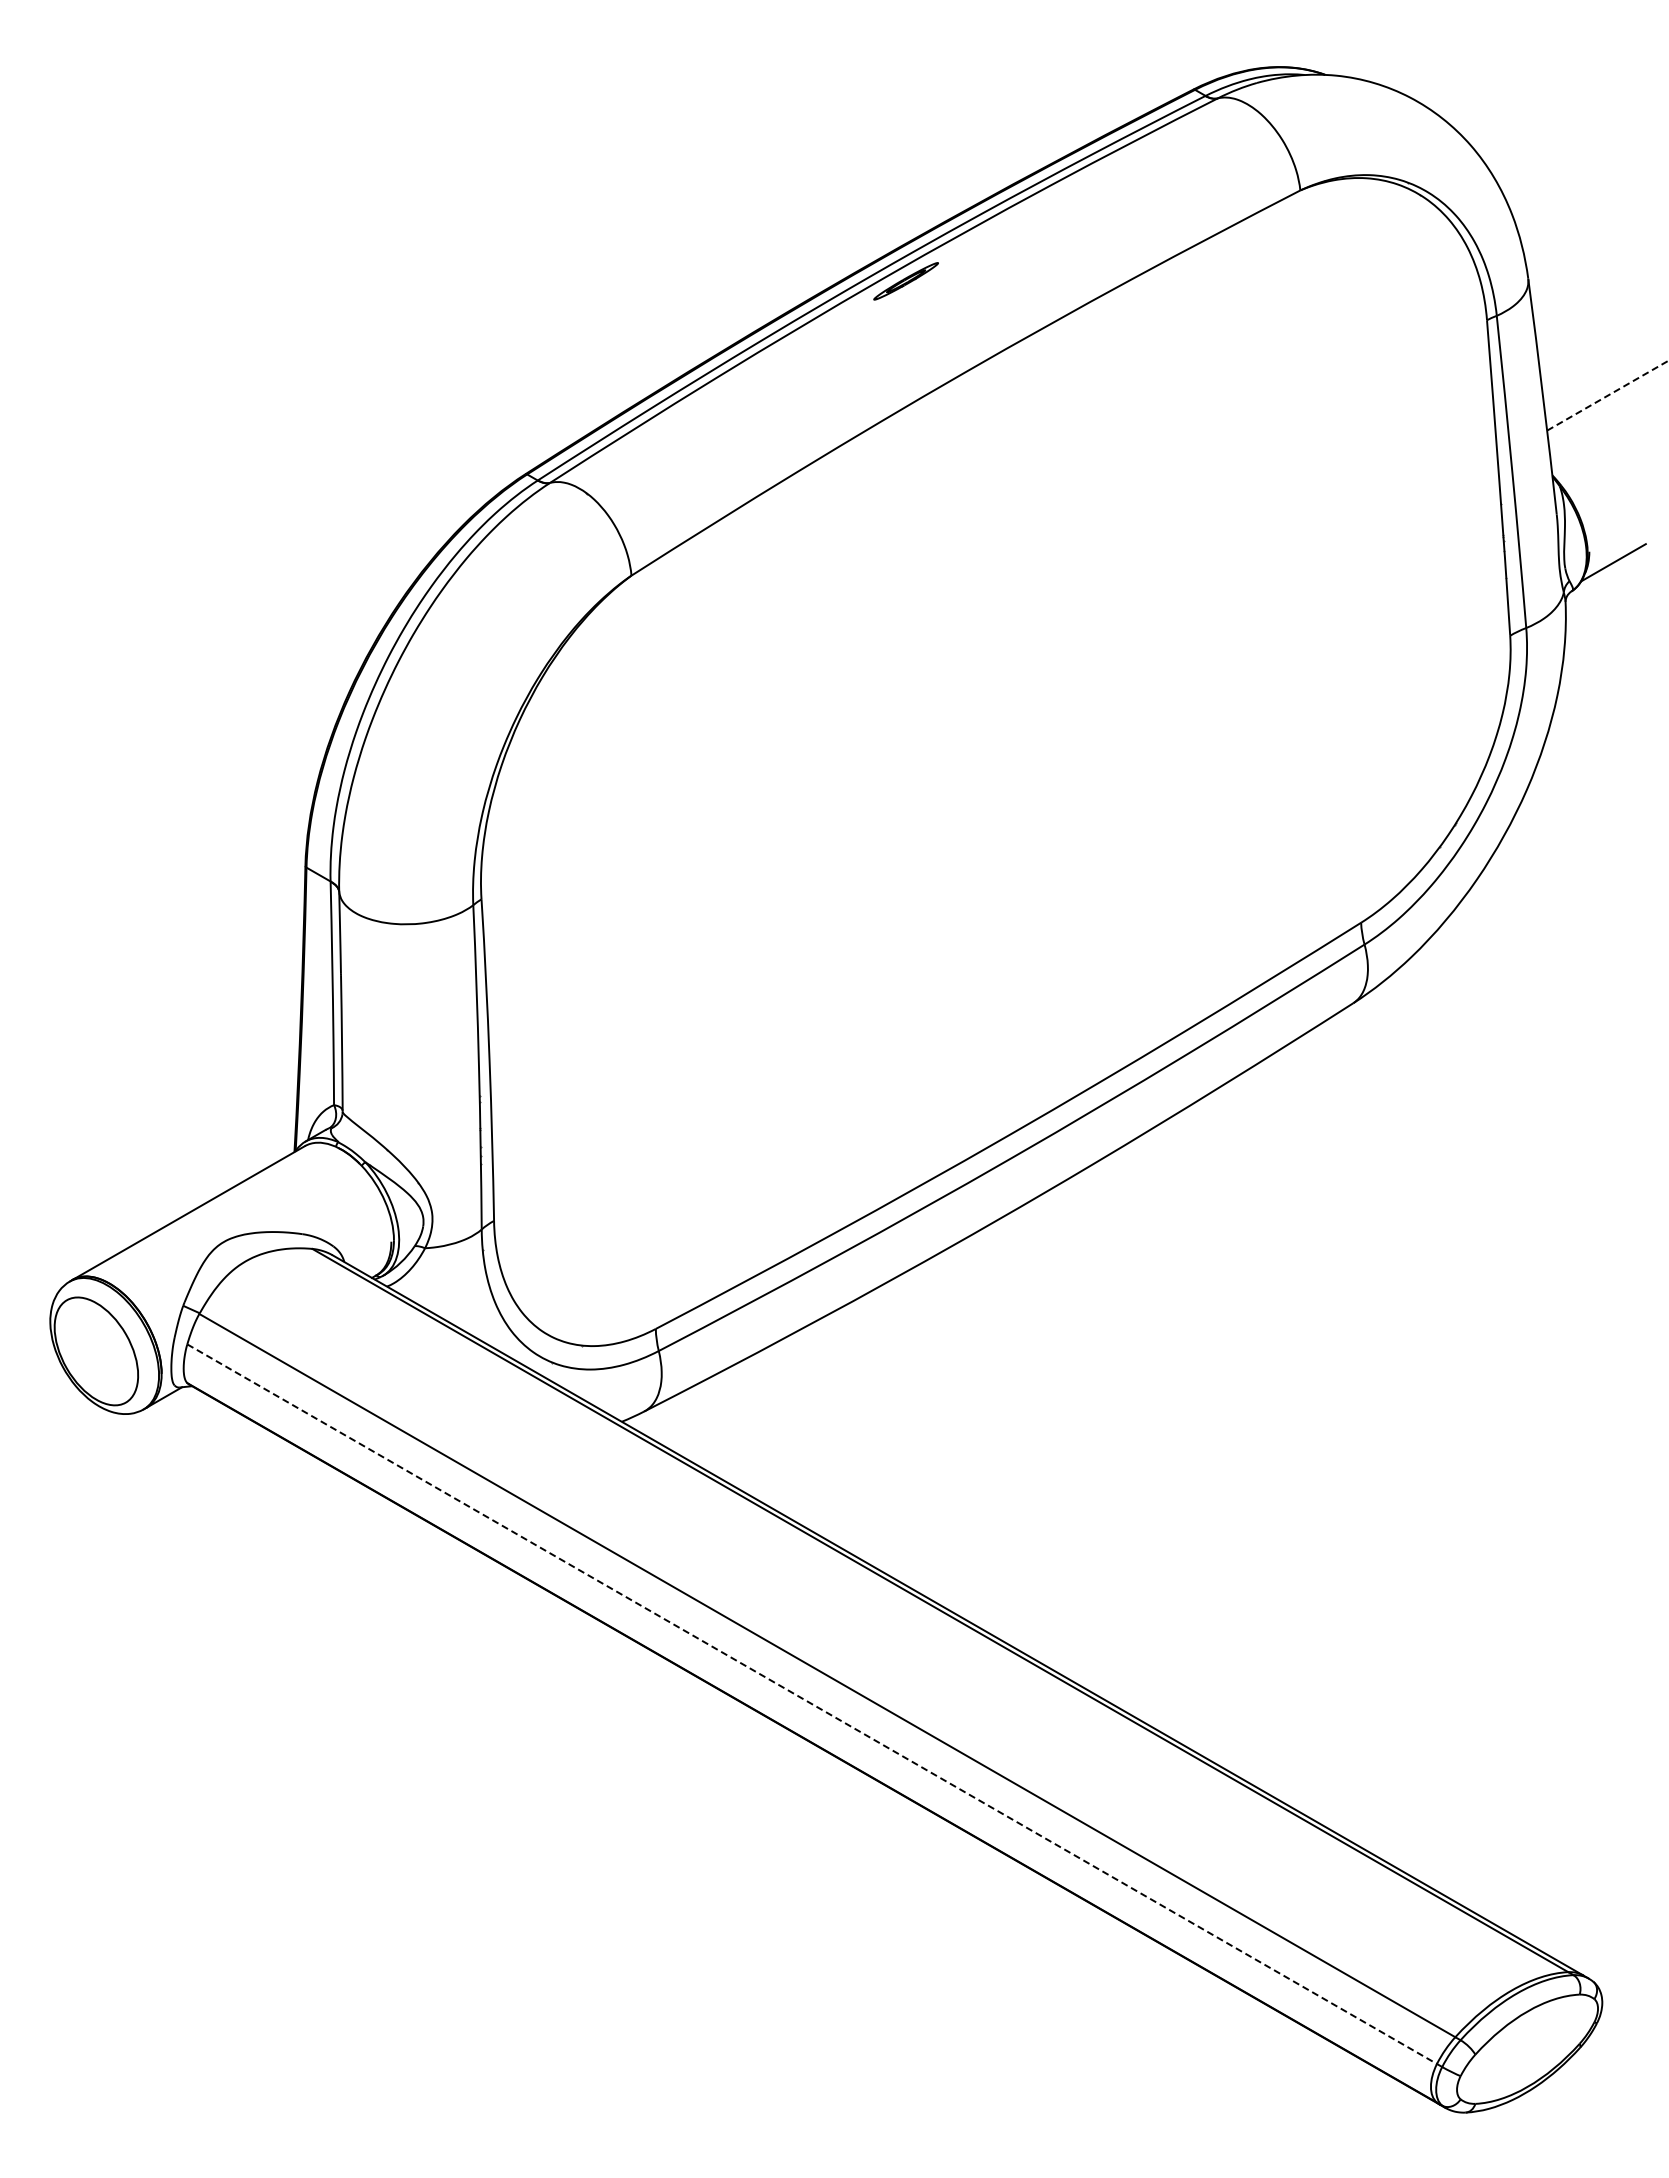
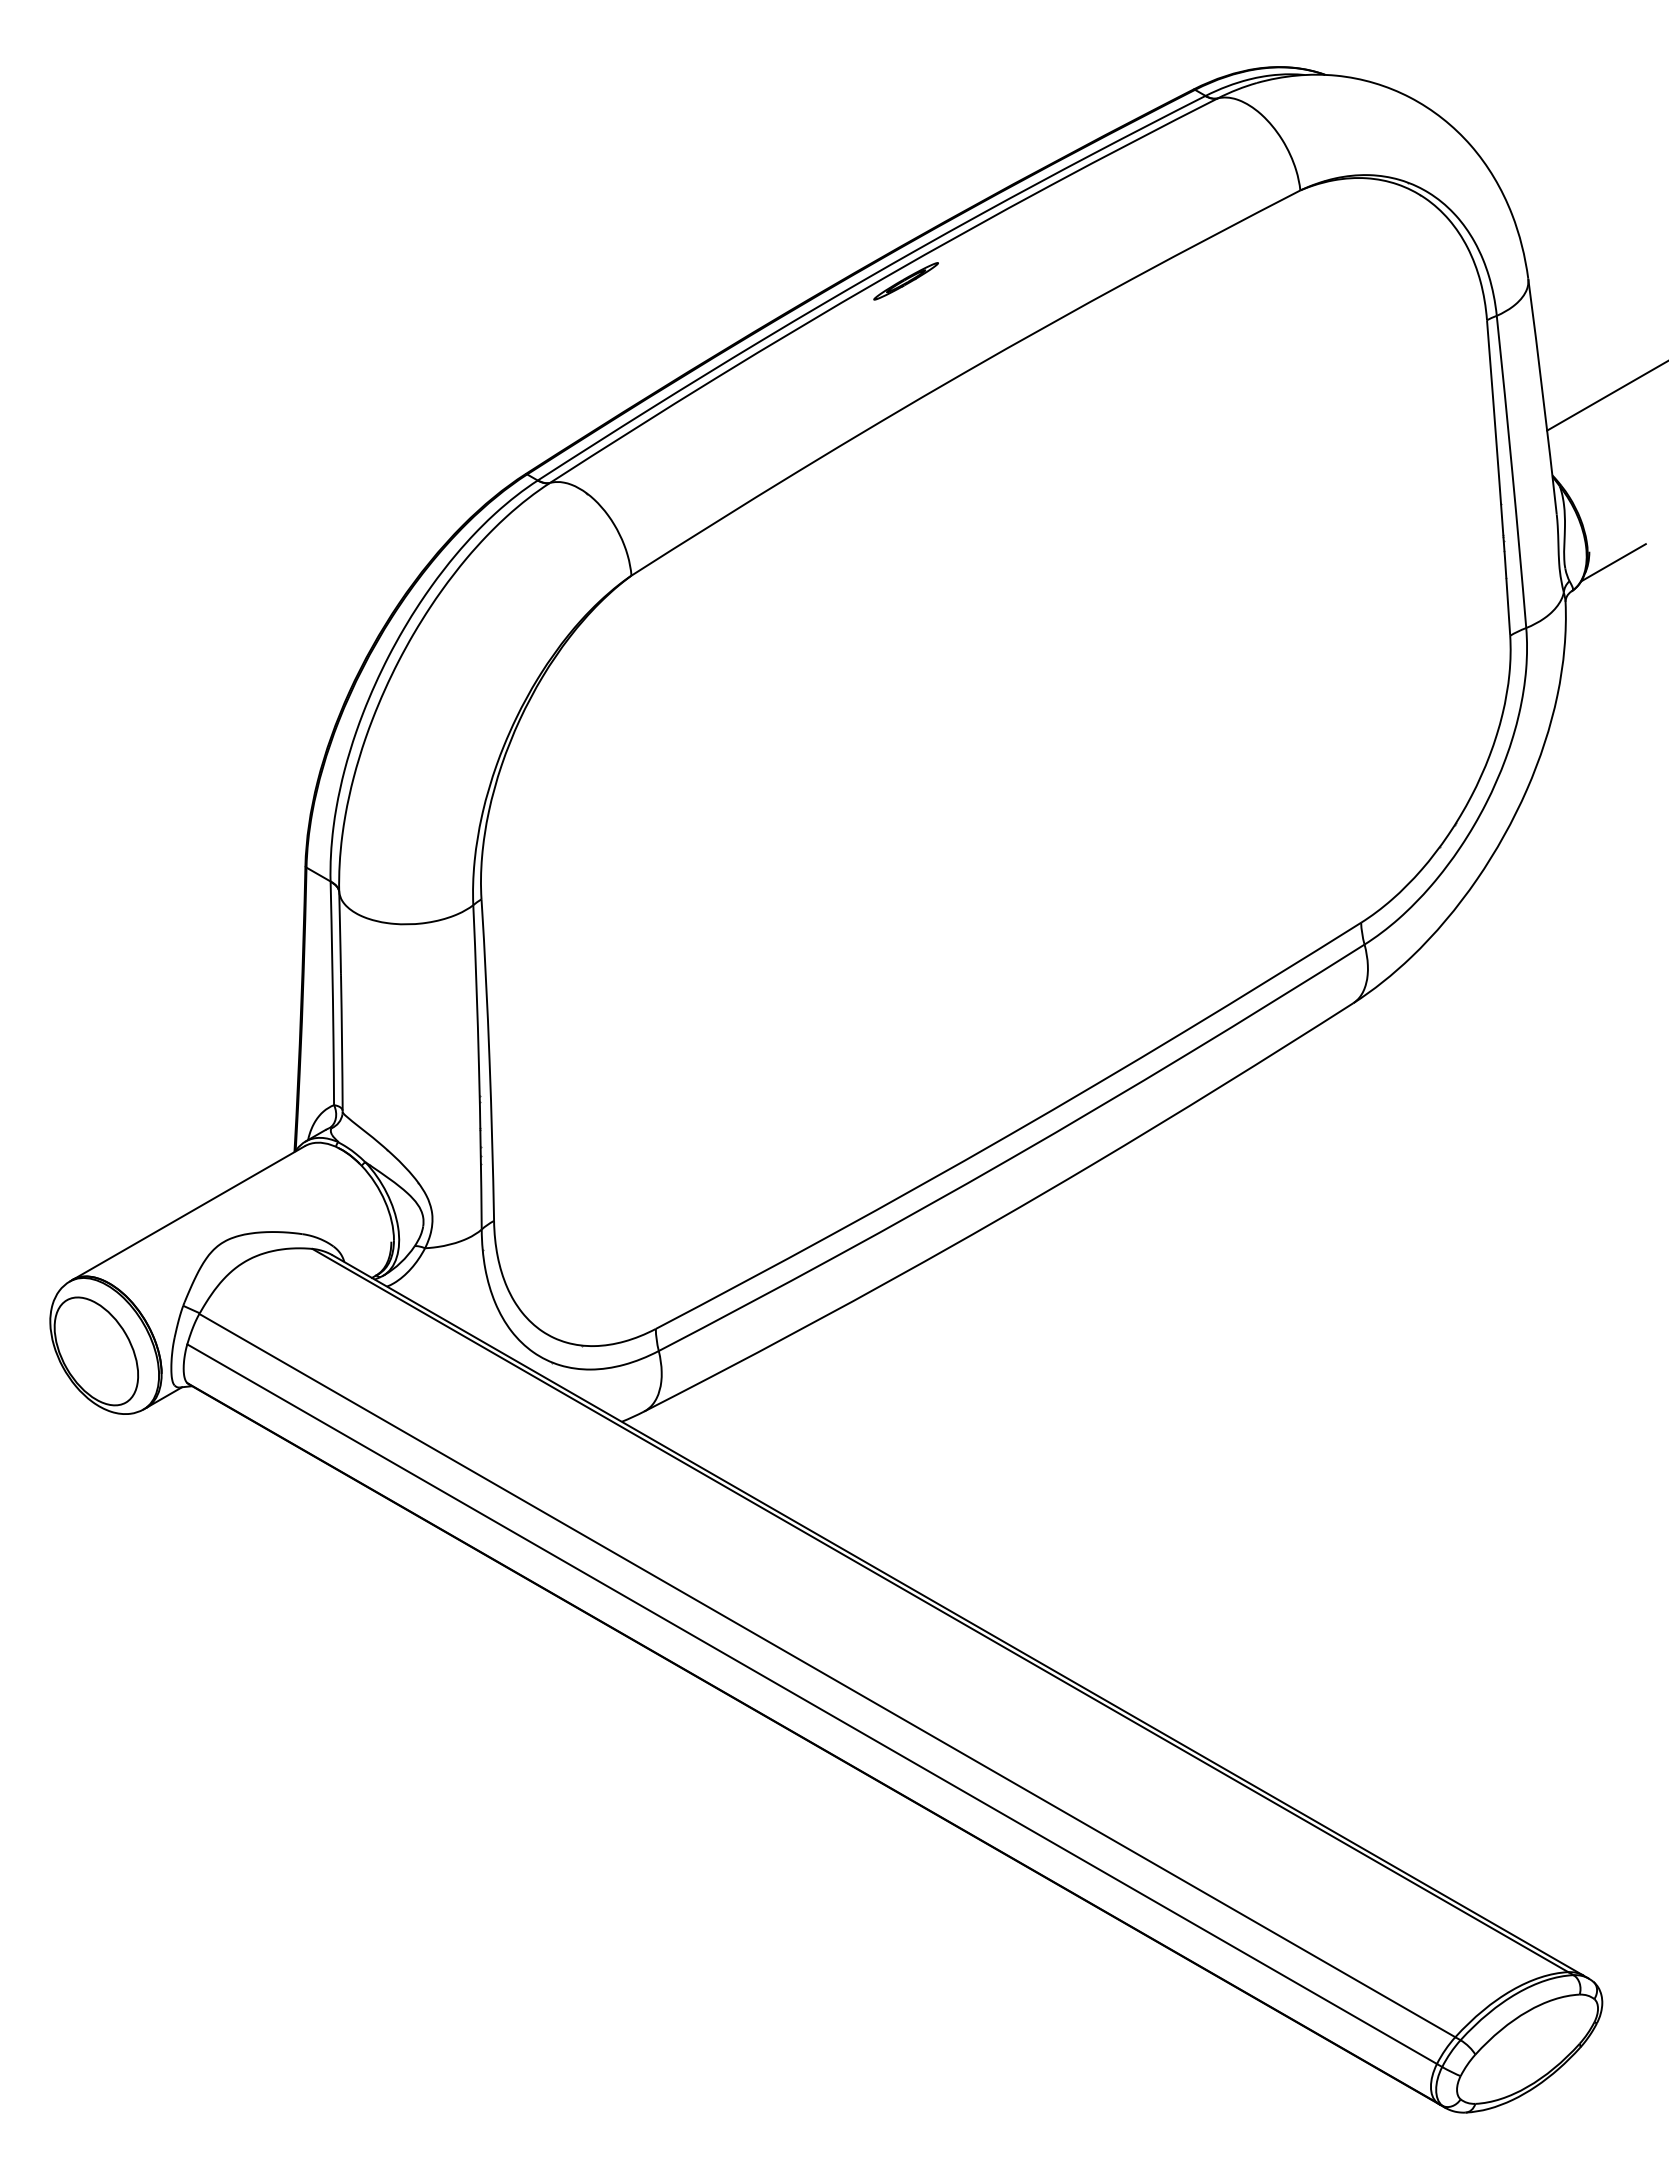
line: dashed -> solid (1607, 395)
line: dashed -> solid (812, 1704)
